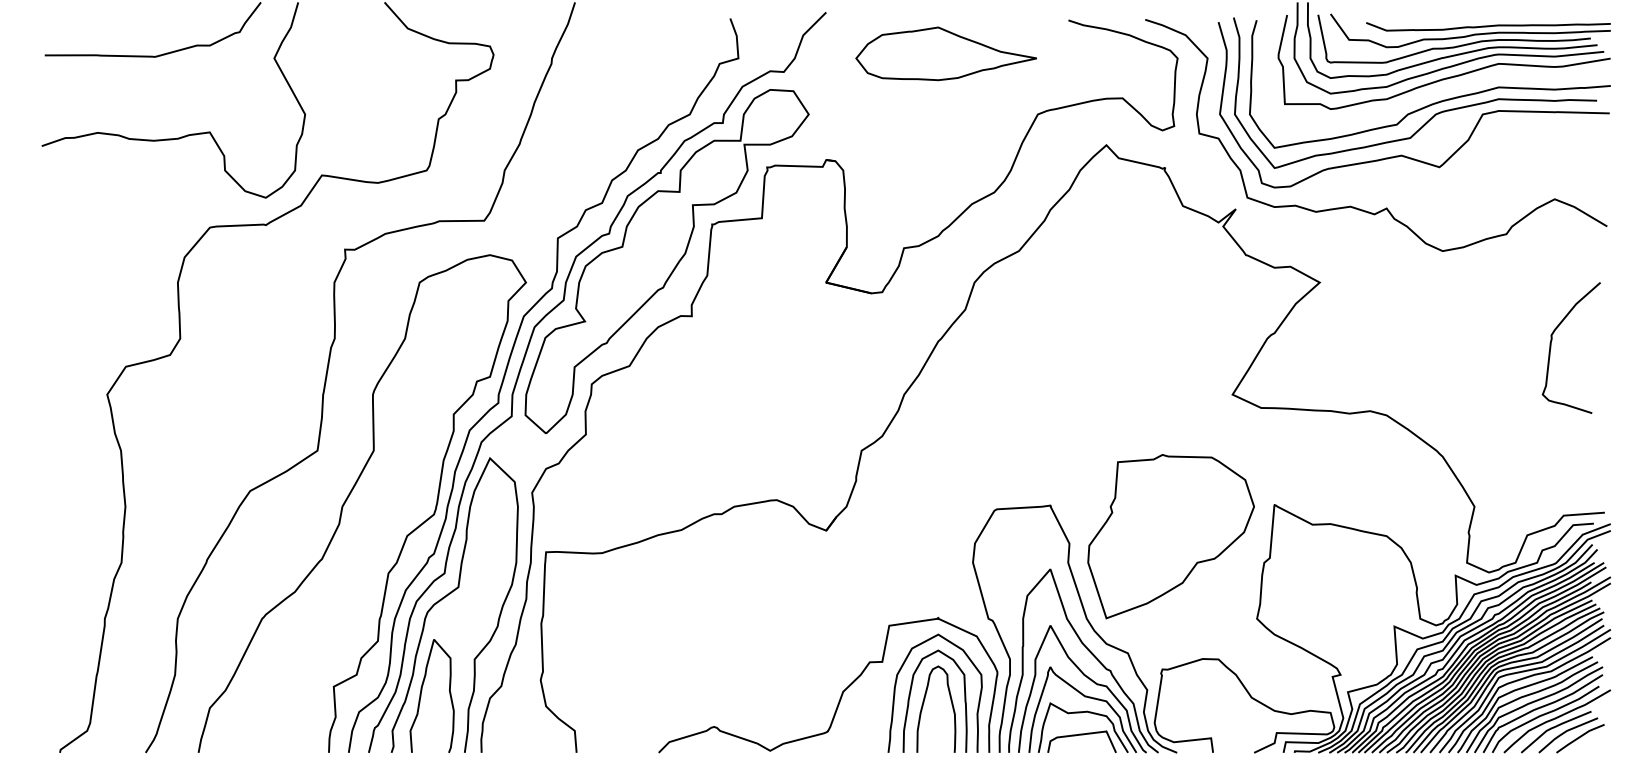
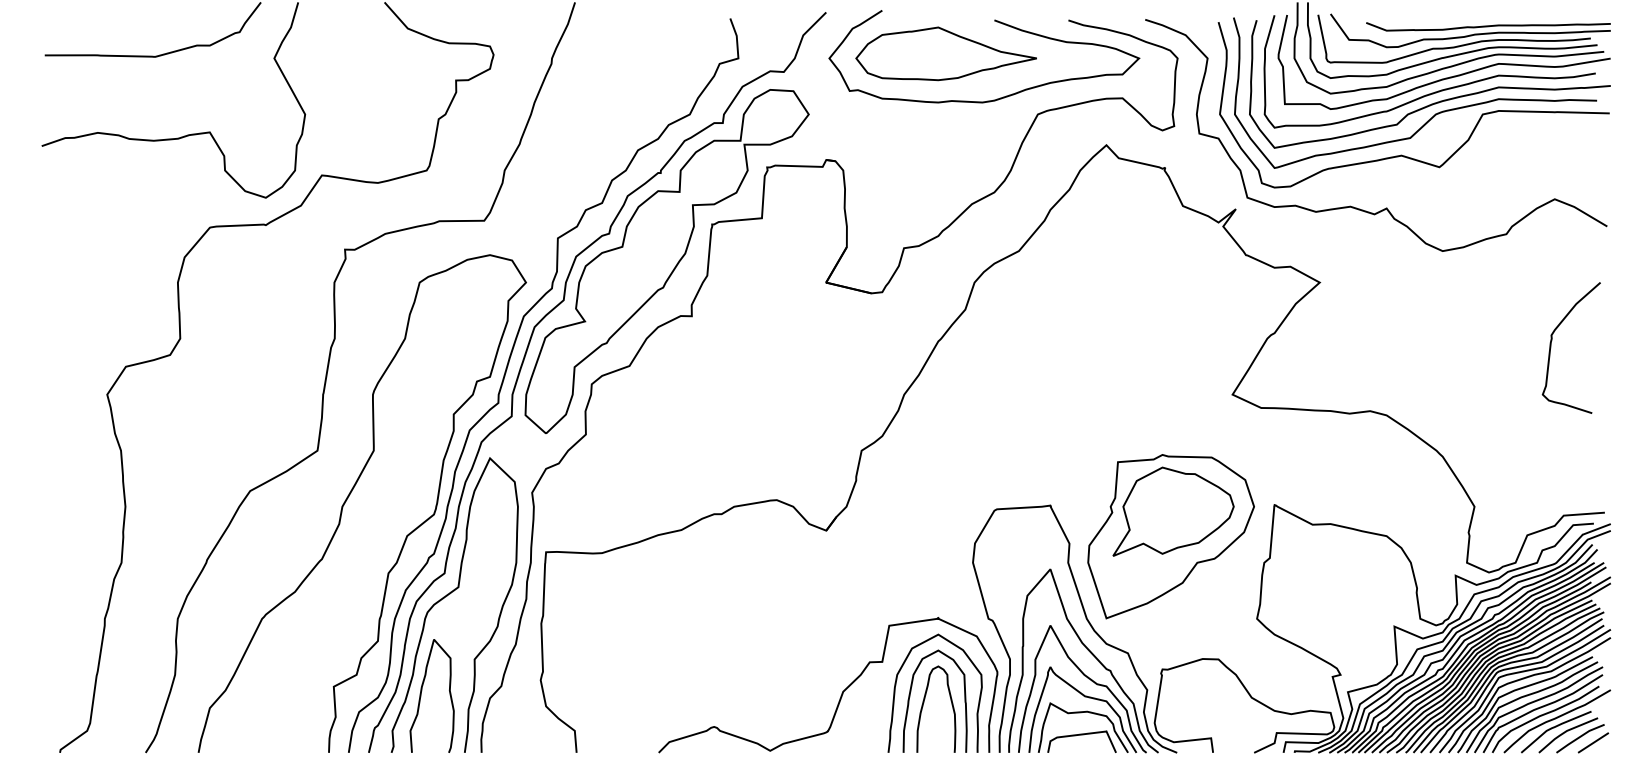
curve: none -> present (999, 23)
curve: none -> present (1435, 91)
part: none -> present (1173, 511)
line: none -> present (1593, 742)
